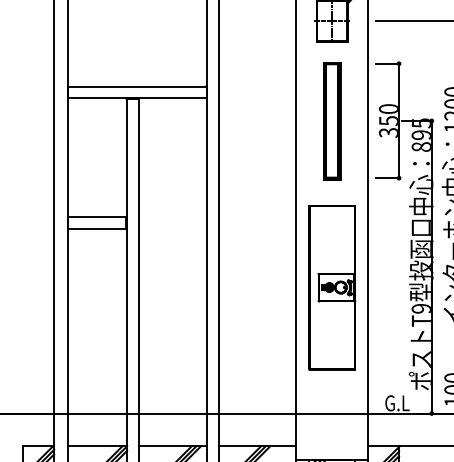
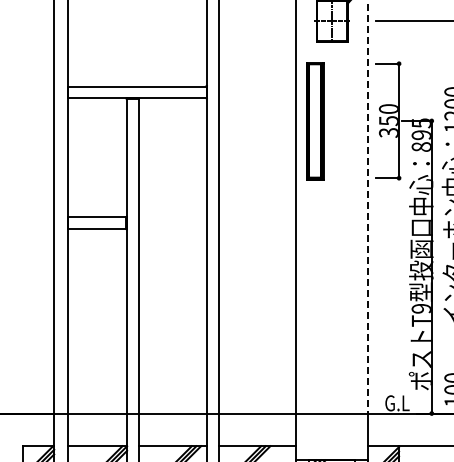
part position: (332, 121) -> (315, 121) (315, 121)
line: solid -> dashed (368, 207)
part: present -> none (332, 287)
